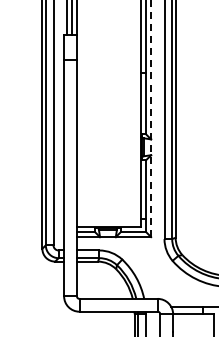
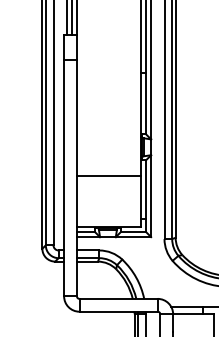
line: dashed -> solid (151, 118)
line: none -> present (108, 175)
